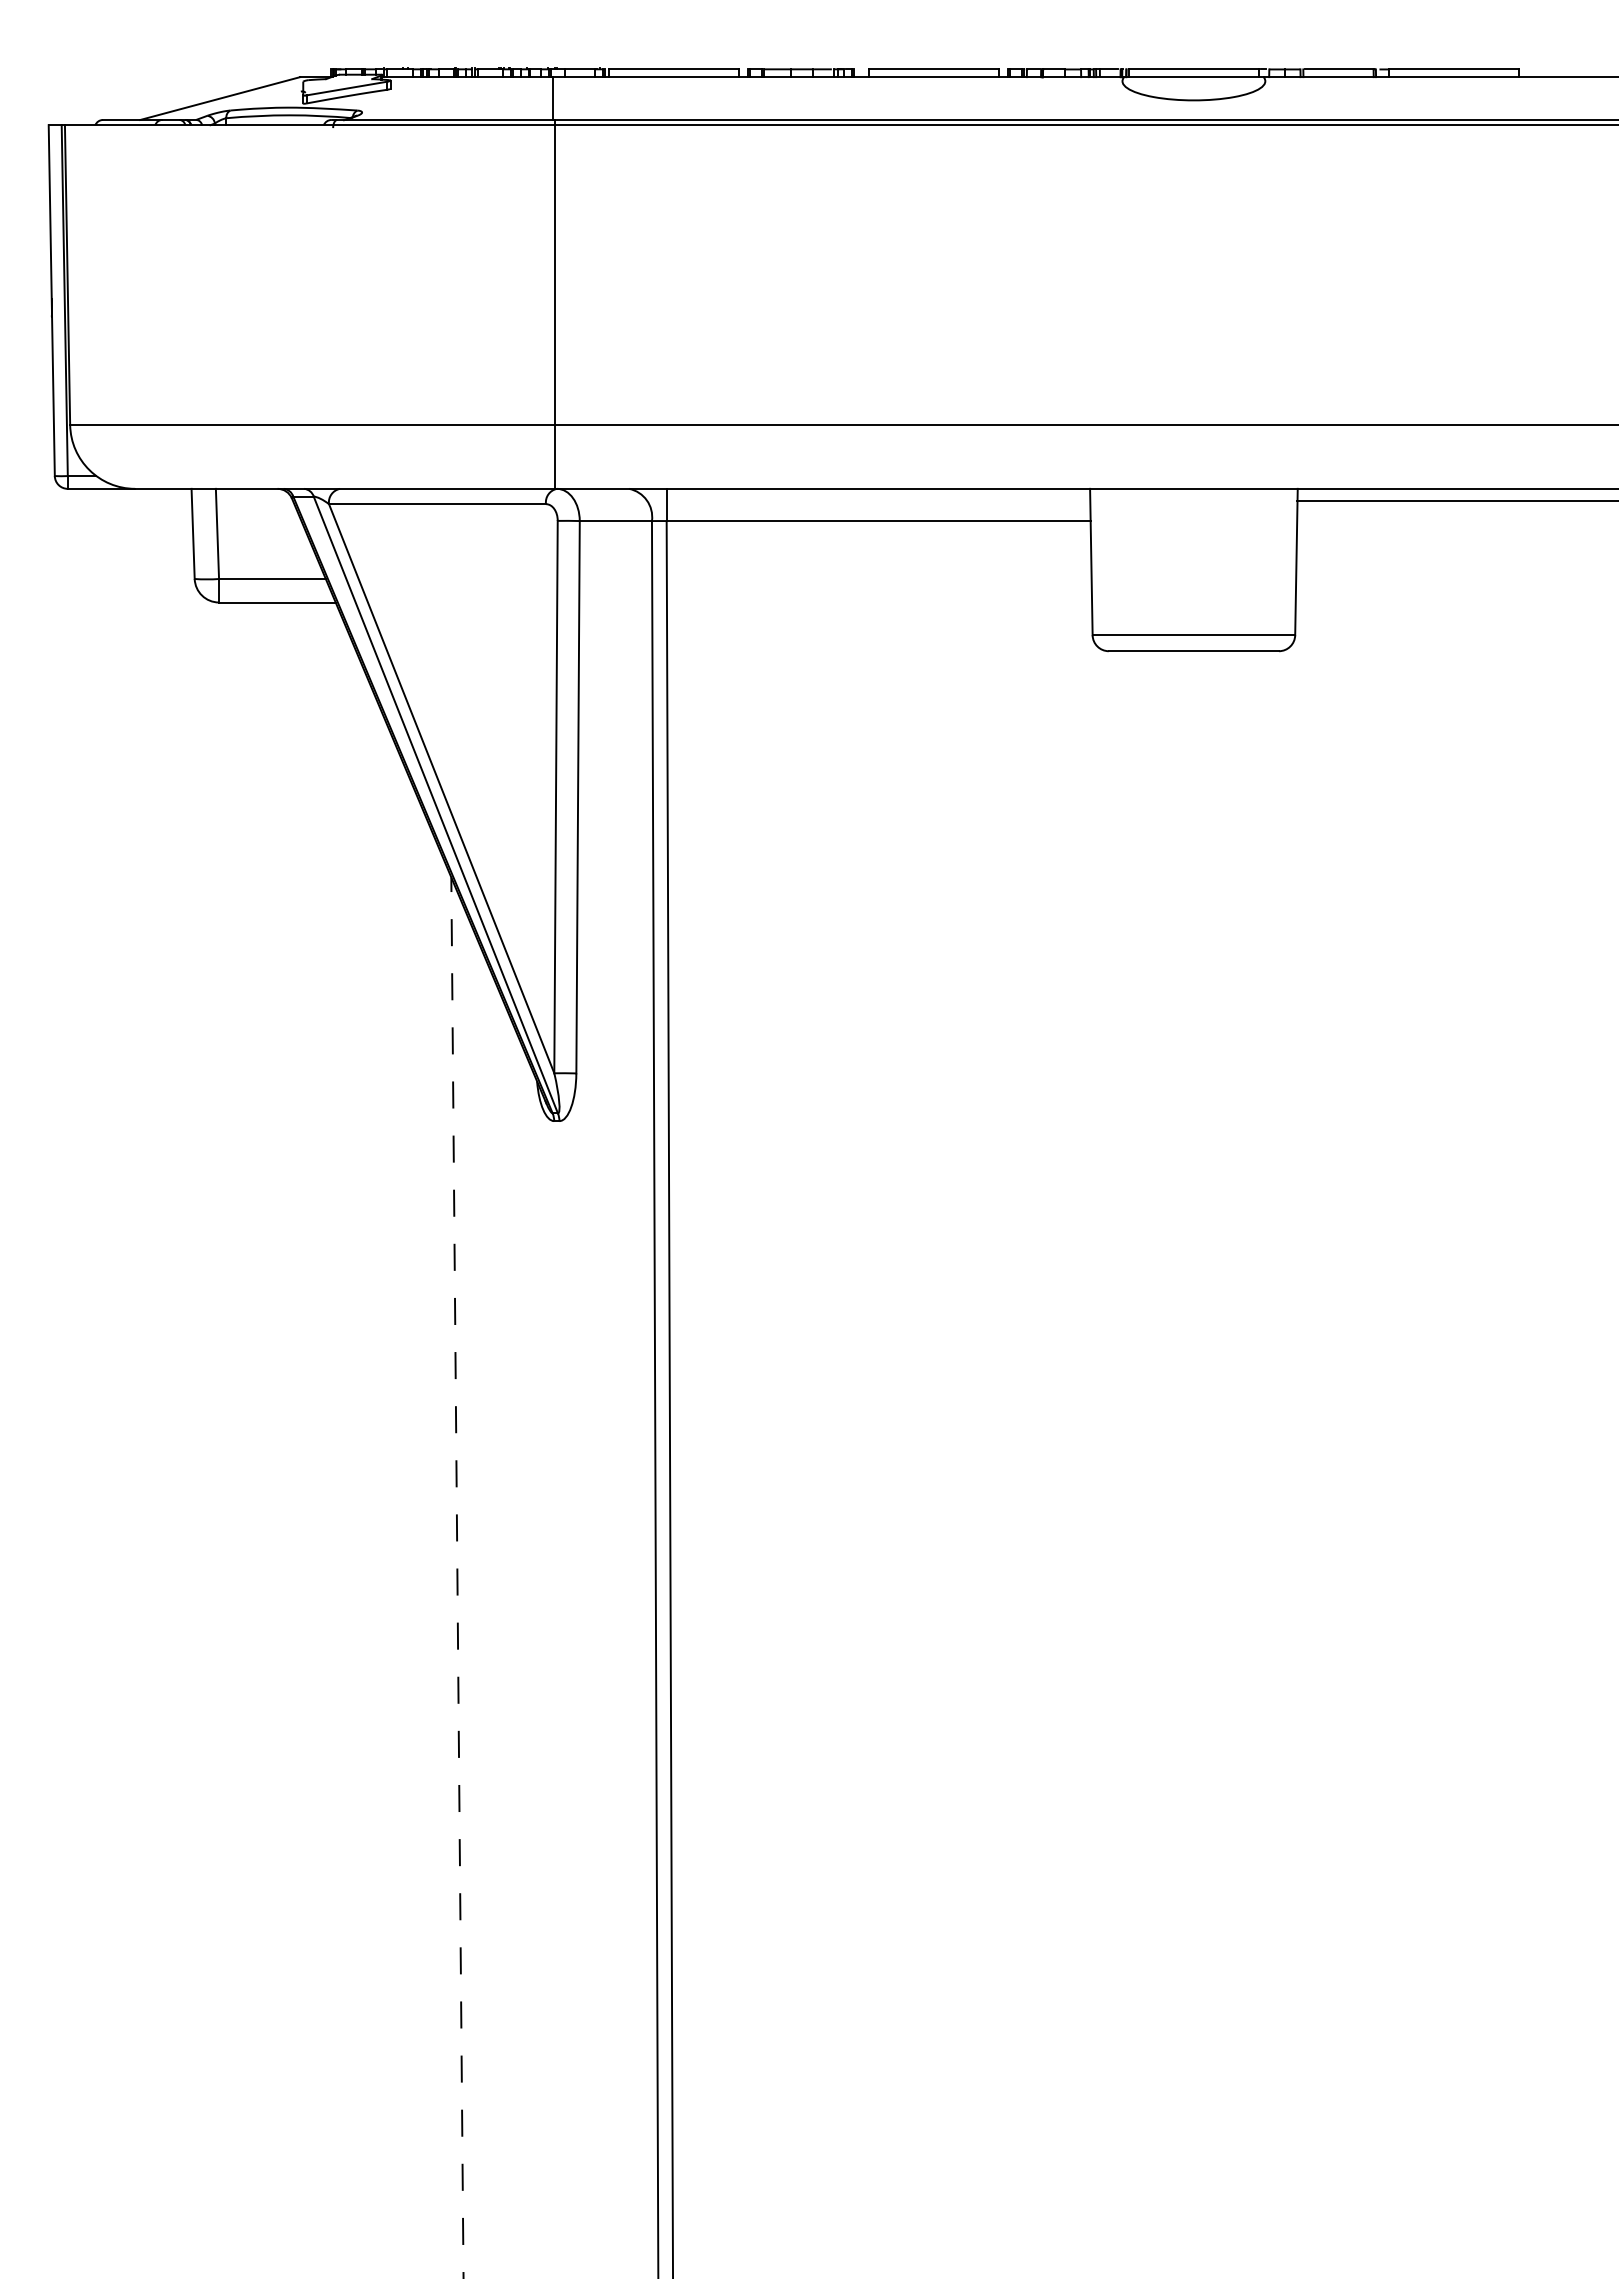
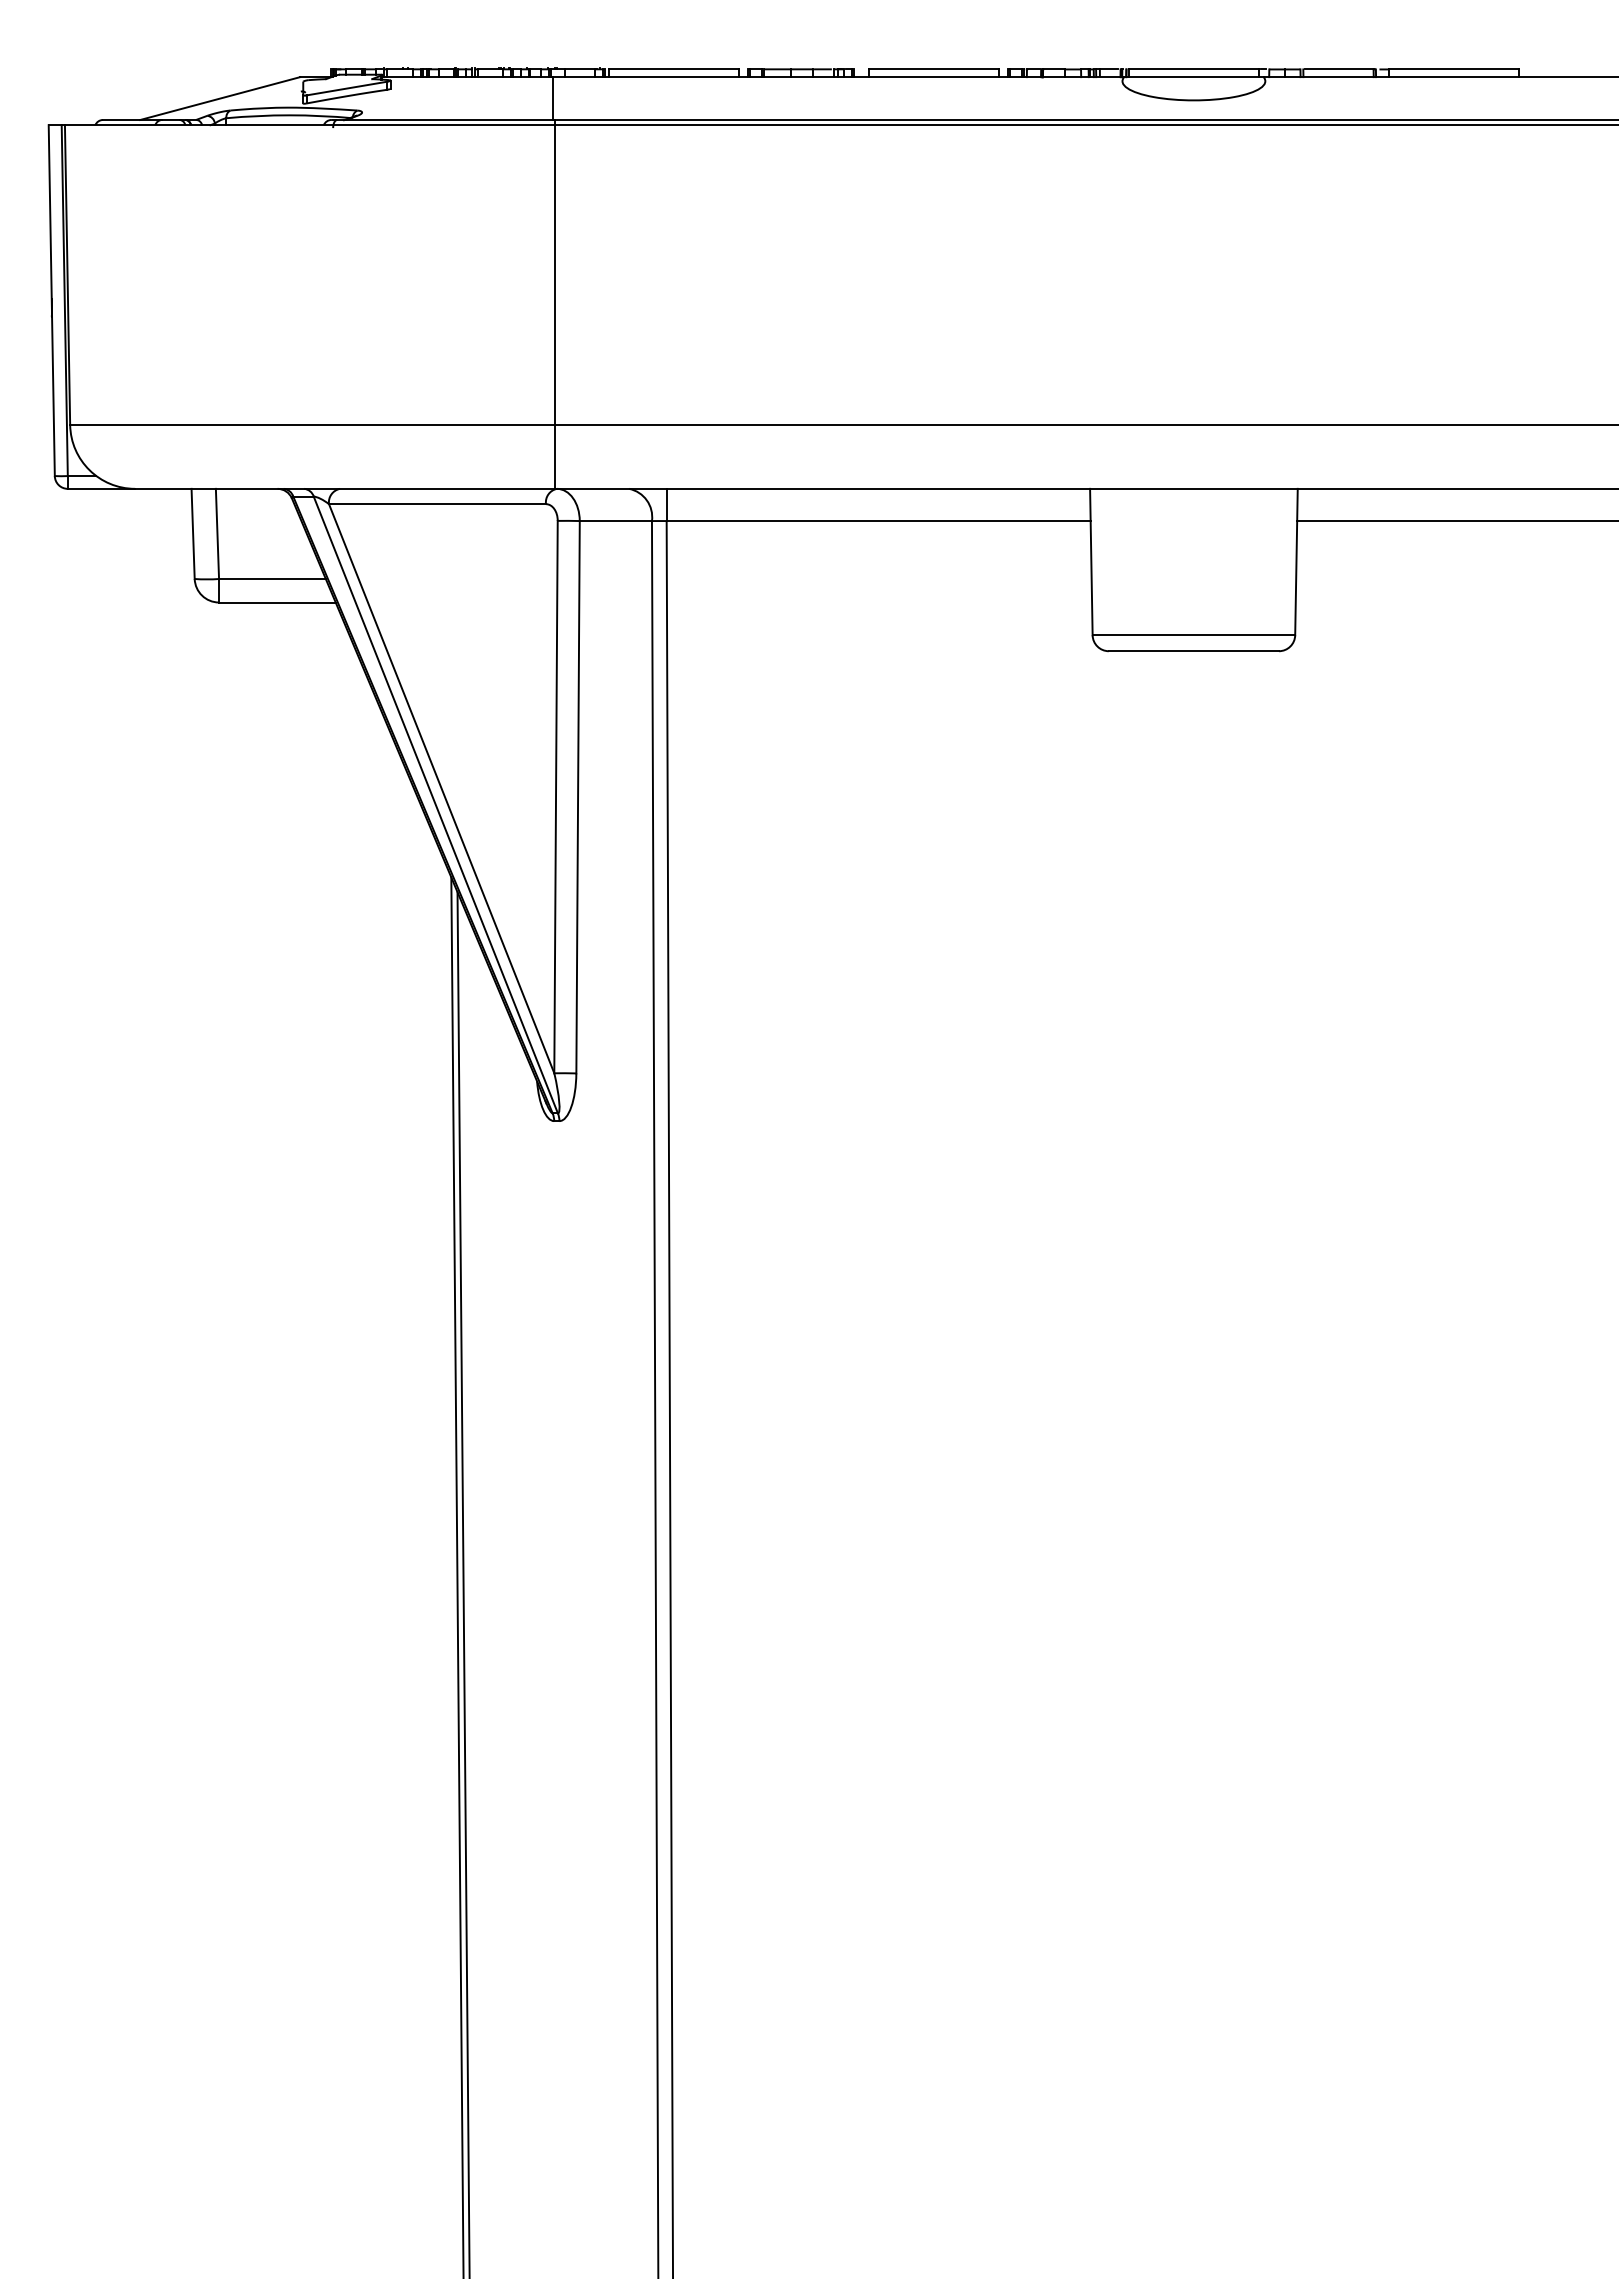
line position: (1456, 501) -> (1456, 521) (1456, 521)
line: dashed -> solid (457, 1577)
line: none -> present (463, 1583)
